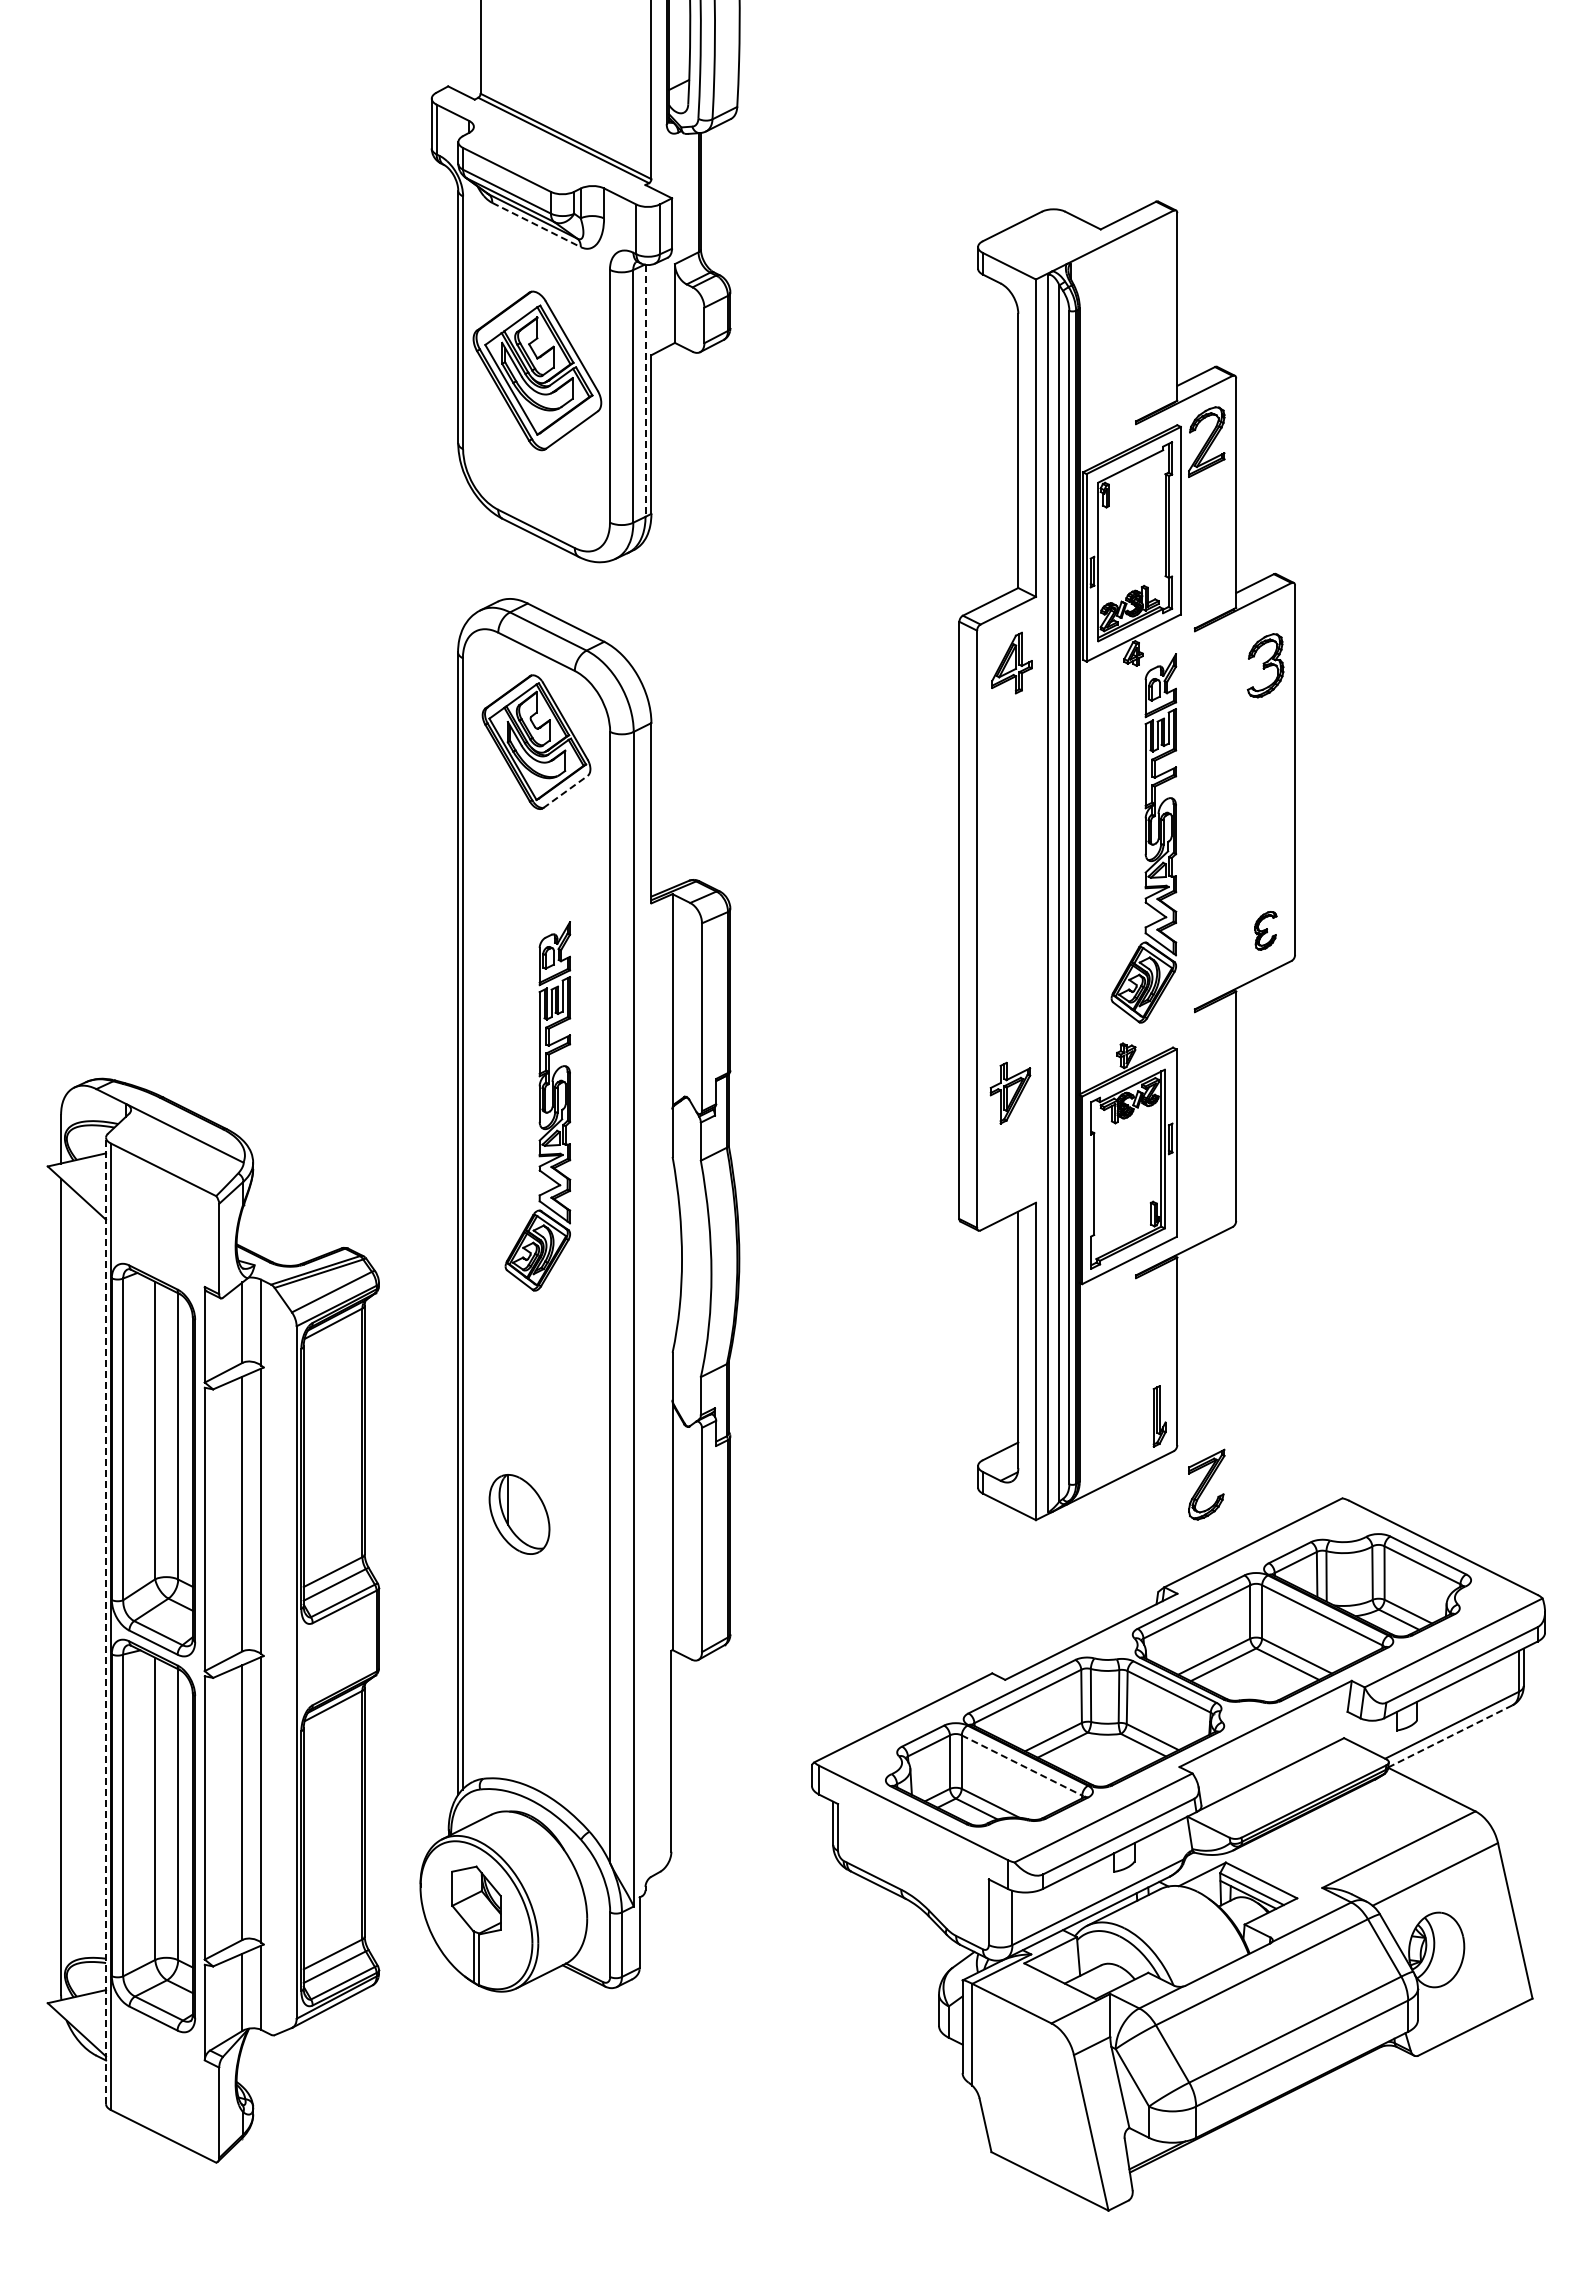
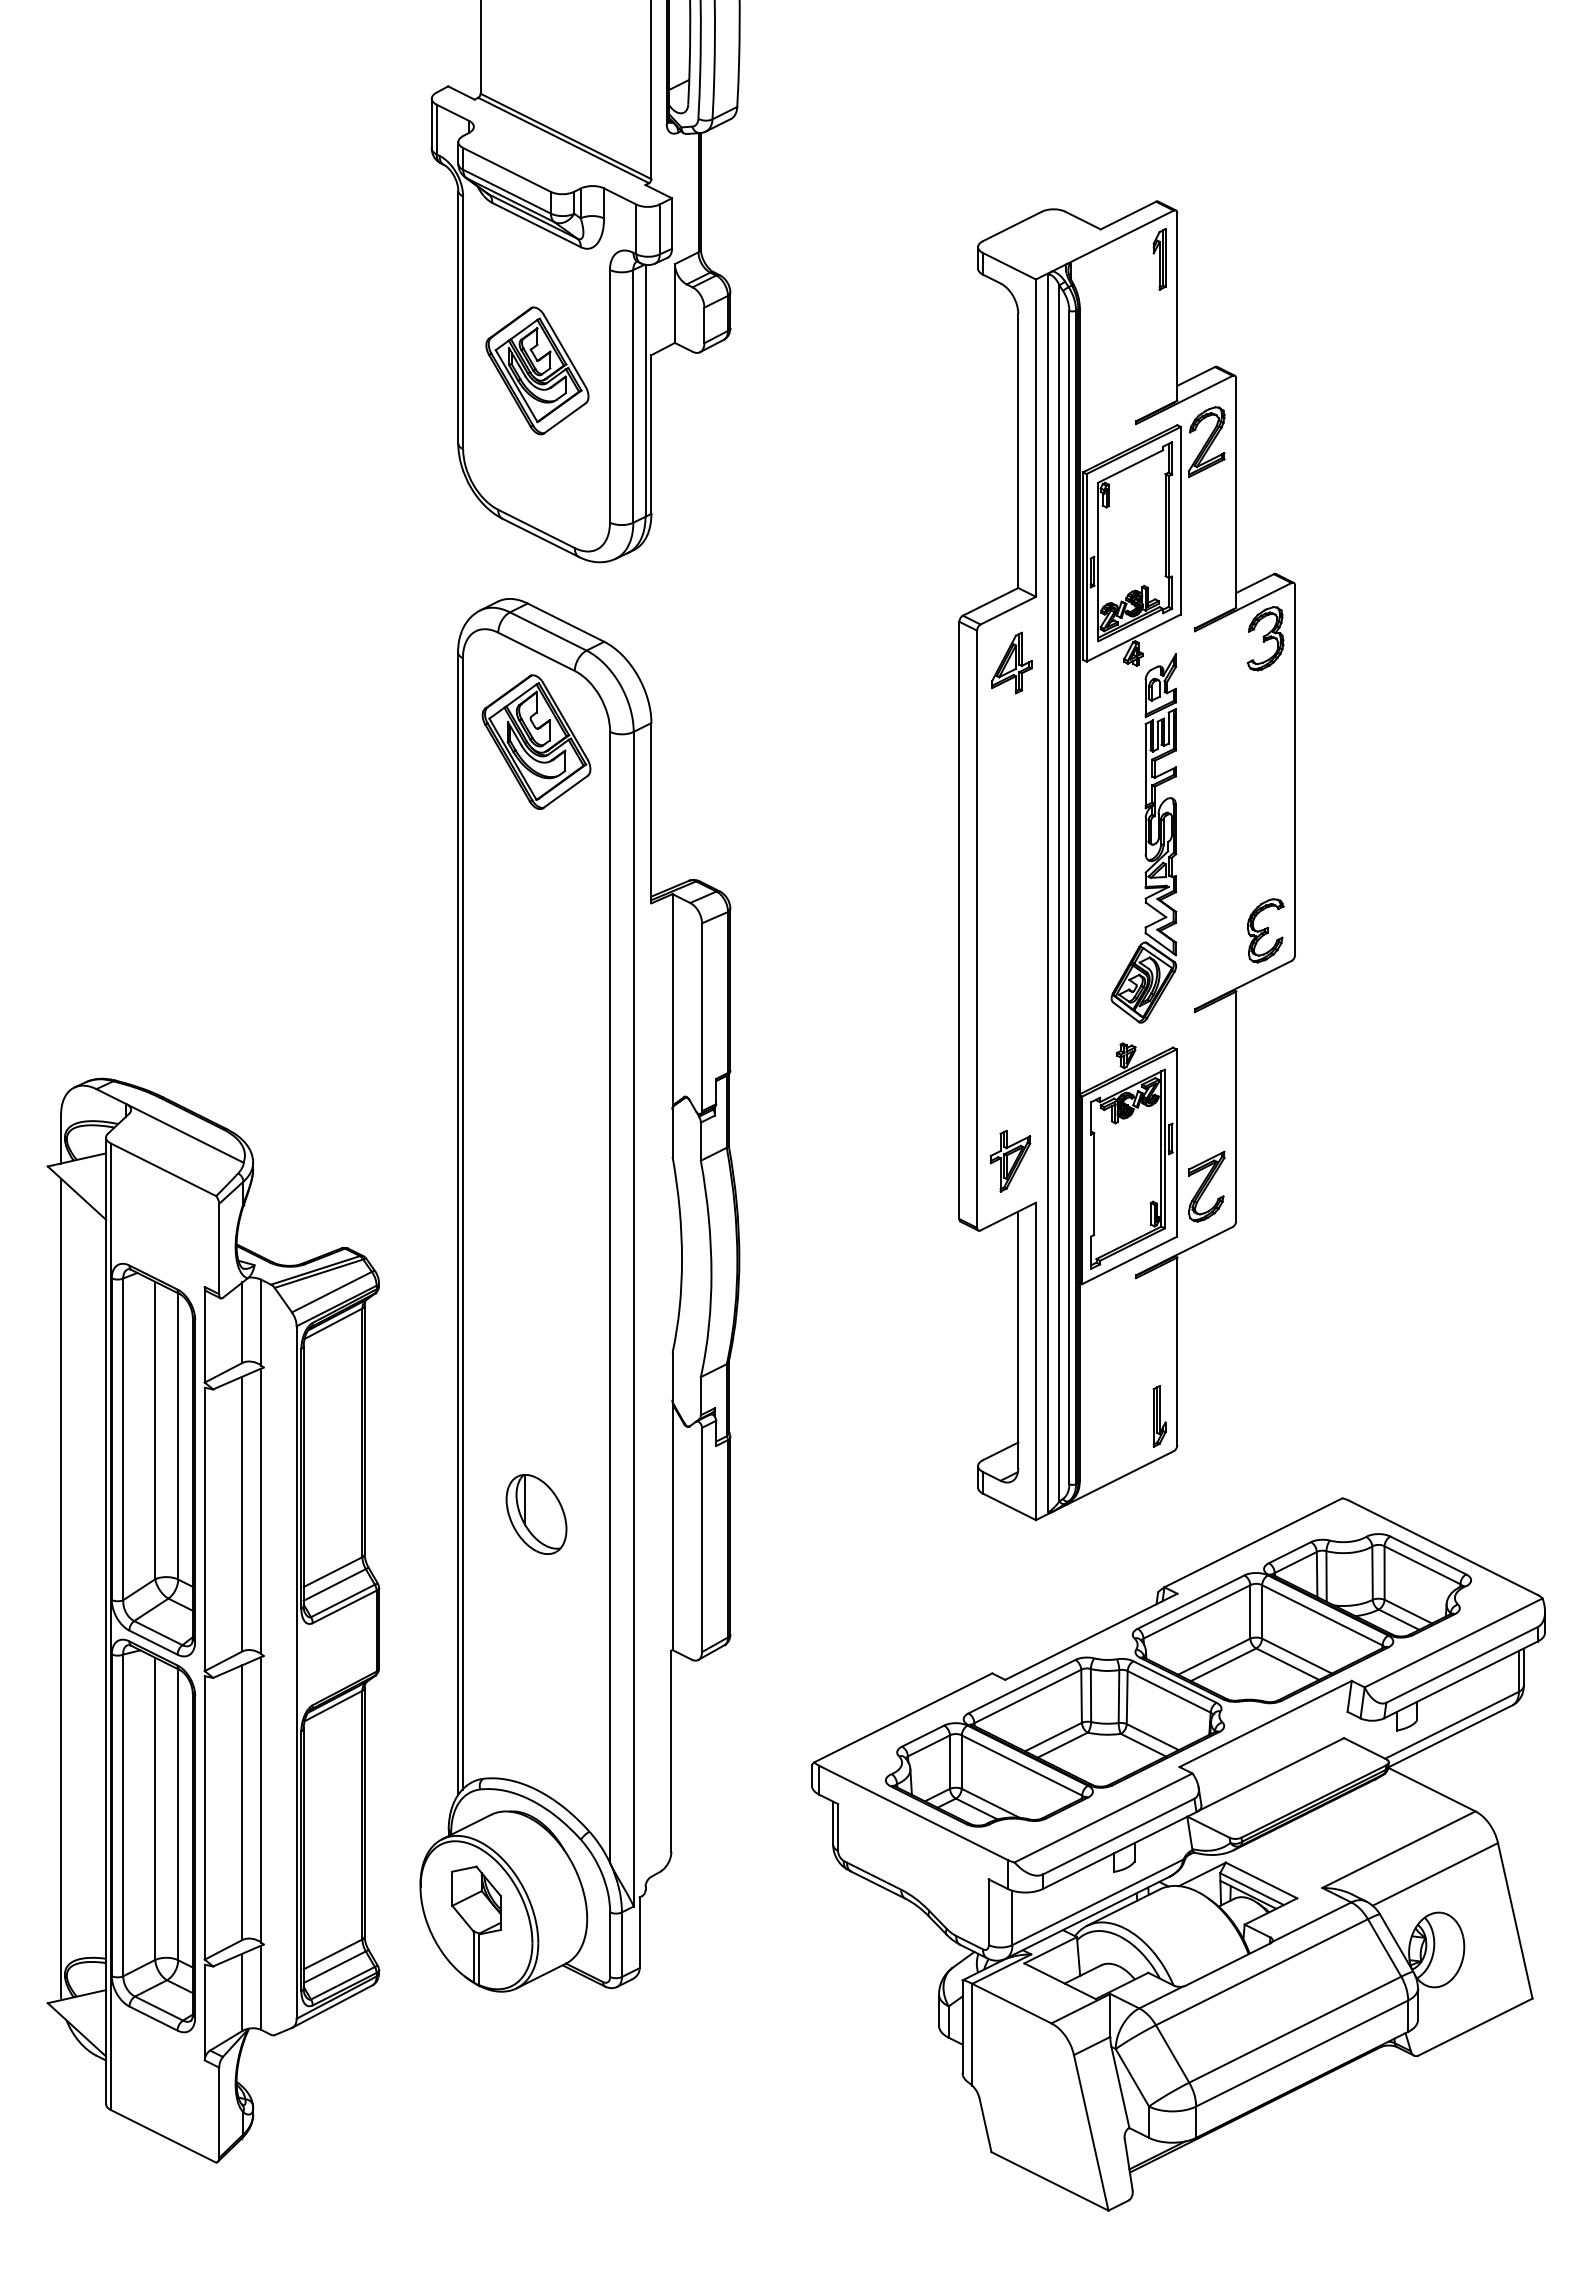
line: dashed -> solid (537, 225)
part: none -> present (1159, 259)
part size: 131x162 px -> 105x130 px (537, 370)
line: dashed -> solid (645, 390)
part position: (1265, 665) -> (1265, 638) (1265, 638)
line: dashed -> solid (565, 791)
part size: 24x40 px -> 38x66 px (1265, 930)
part position: (1010, 1092) -> (1010, 1160) (1010, 1160)
part: present -> none (537, 1106)
part position: (1206, 1484) -> (1206, 1186) (1206, 1186)
part position: (519, 1514) -> (536, 1514) (536, 1514)
line: dashed -> solid (106, 1620)
line: dashed -> solid (1449, 1736)
line: dashed -> solid (1022, 1765)
